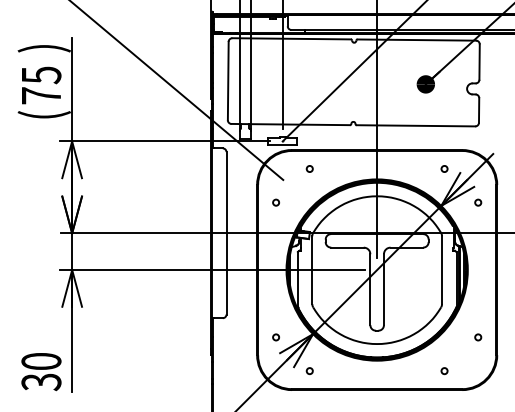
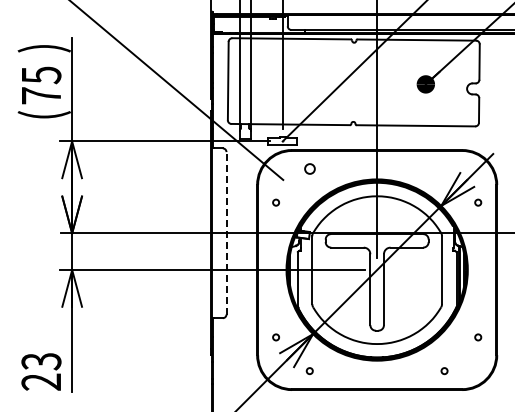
circle size: 9x8 px -> 12x12 px (309, 168)
circle: present -> none (444, 168)
line: solid -> dashed (226, 232)
text: 30 -> 23 (41, 372)
